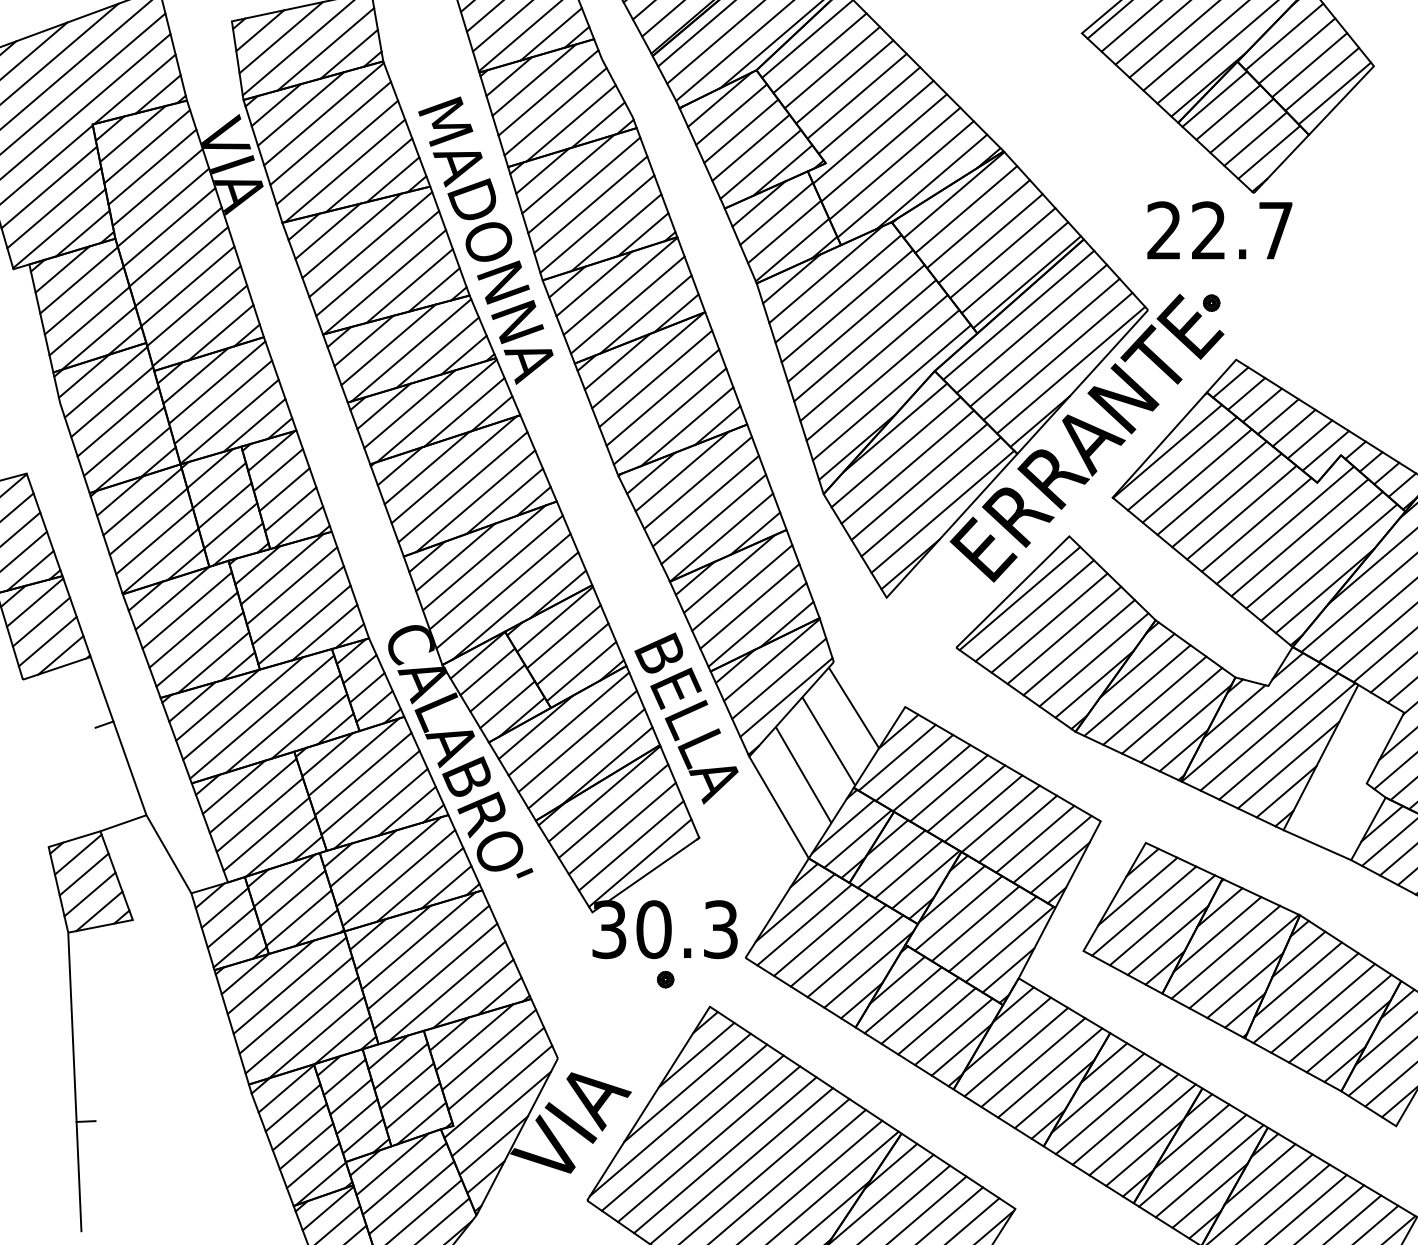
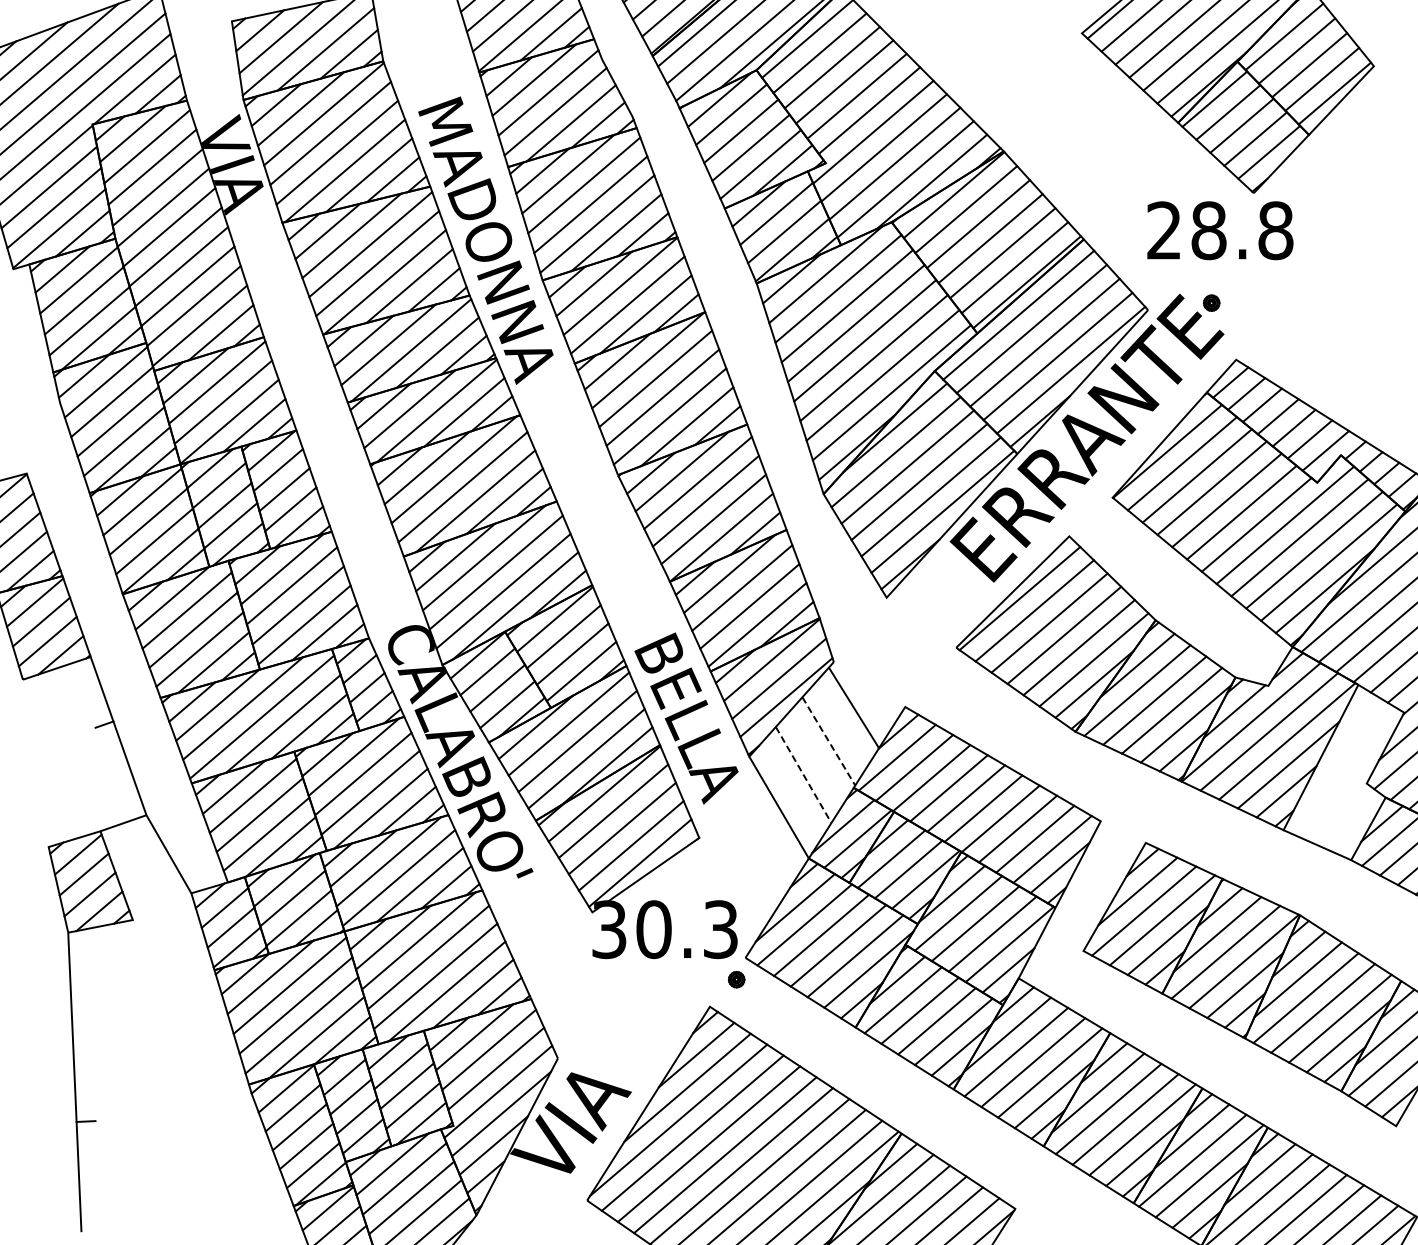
text: 22.7 -> 28.8 (1242, 230)
line: solid -> dashed (829, 741)
line: solid -> dashed (803, 775)
part position: (665, 979) -> (736, 979) (736, 979)
